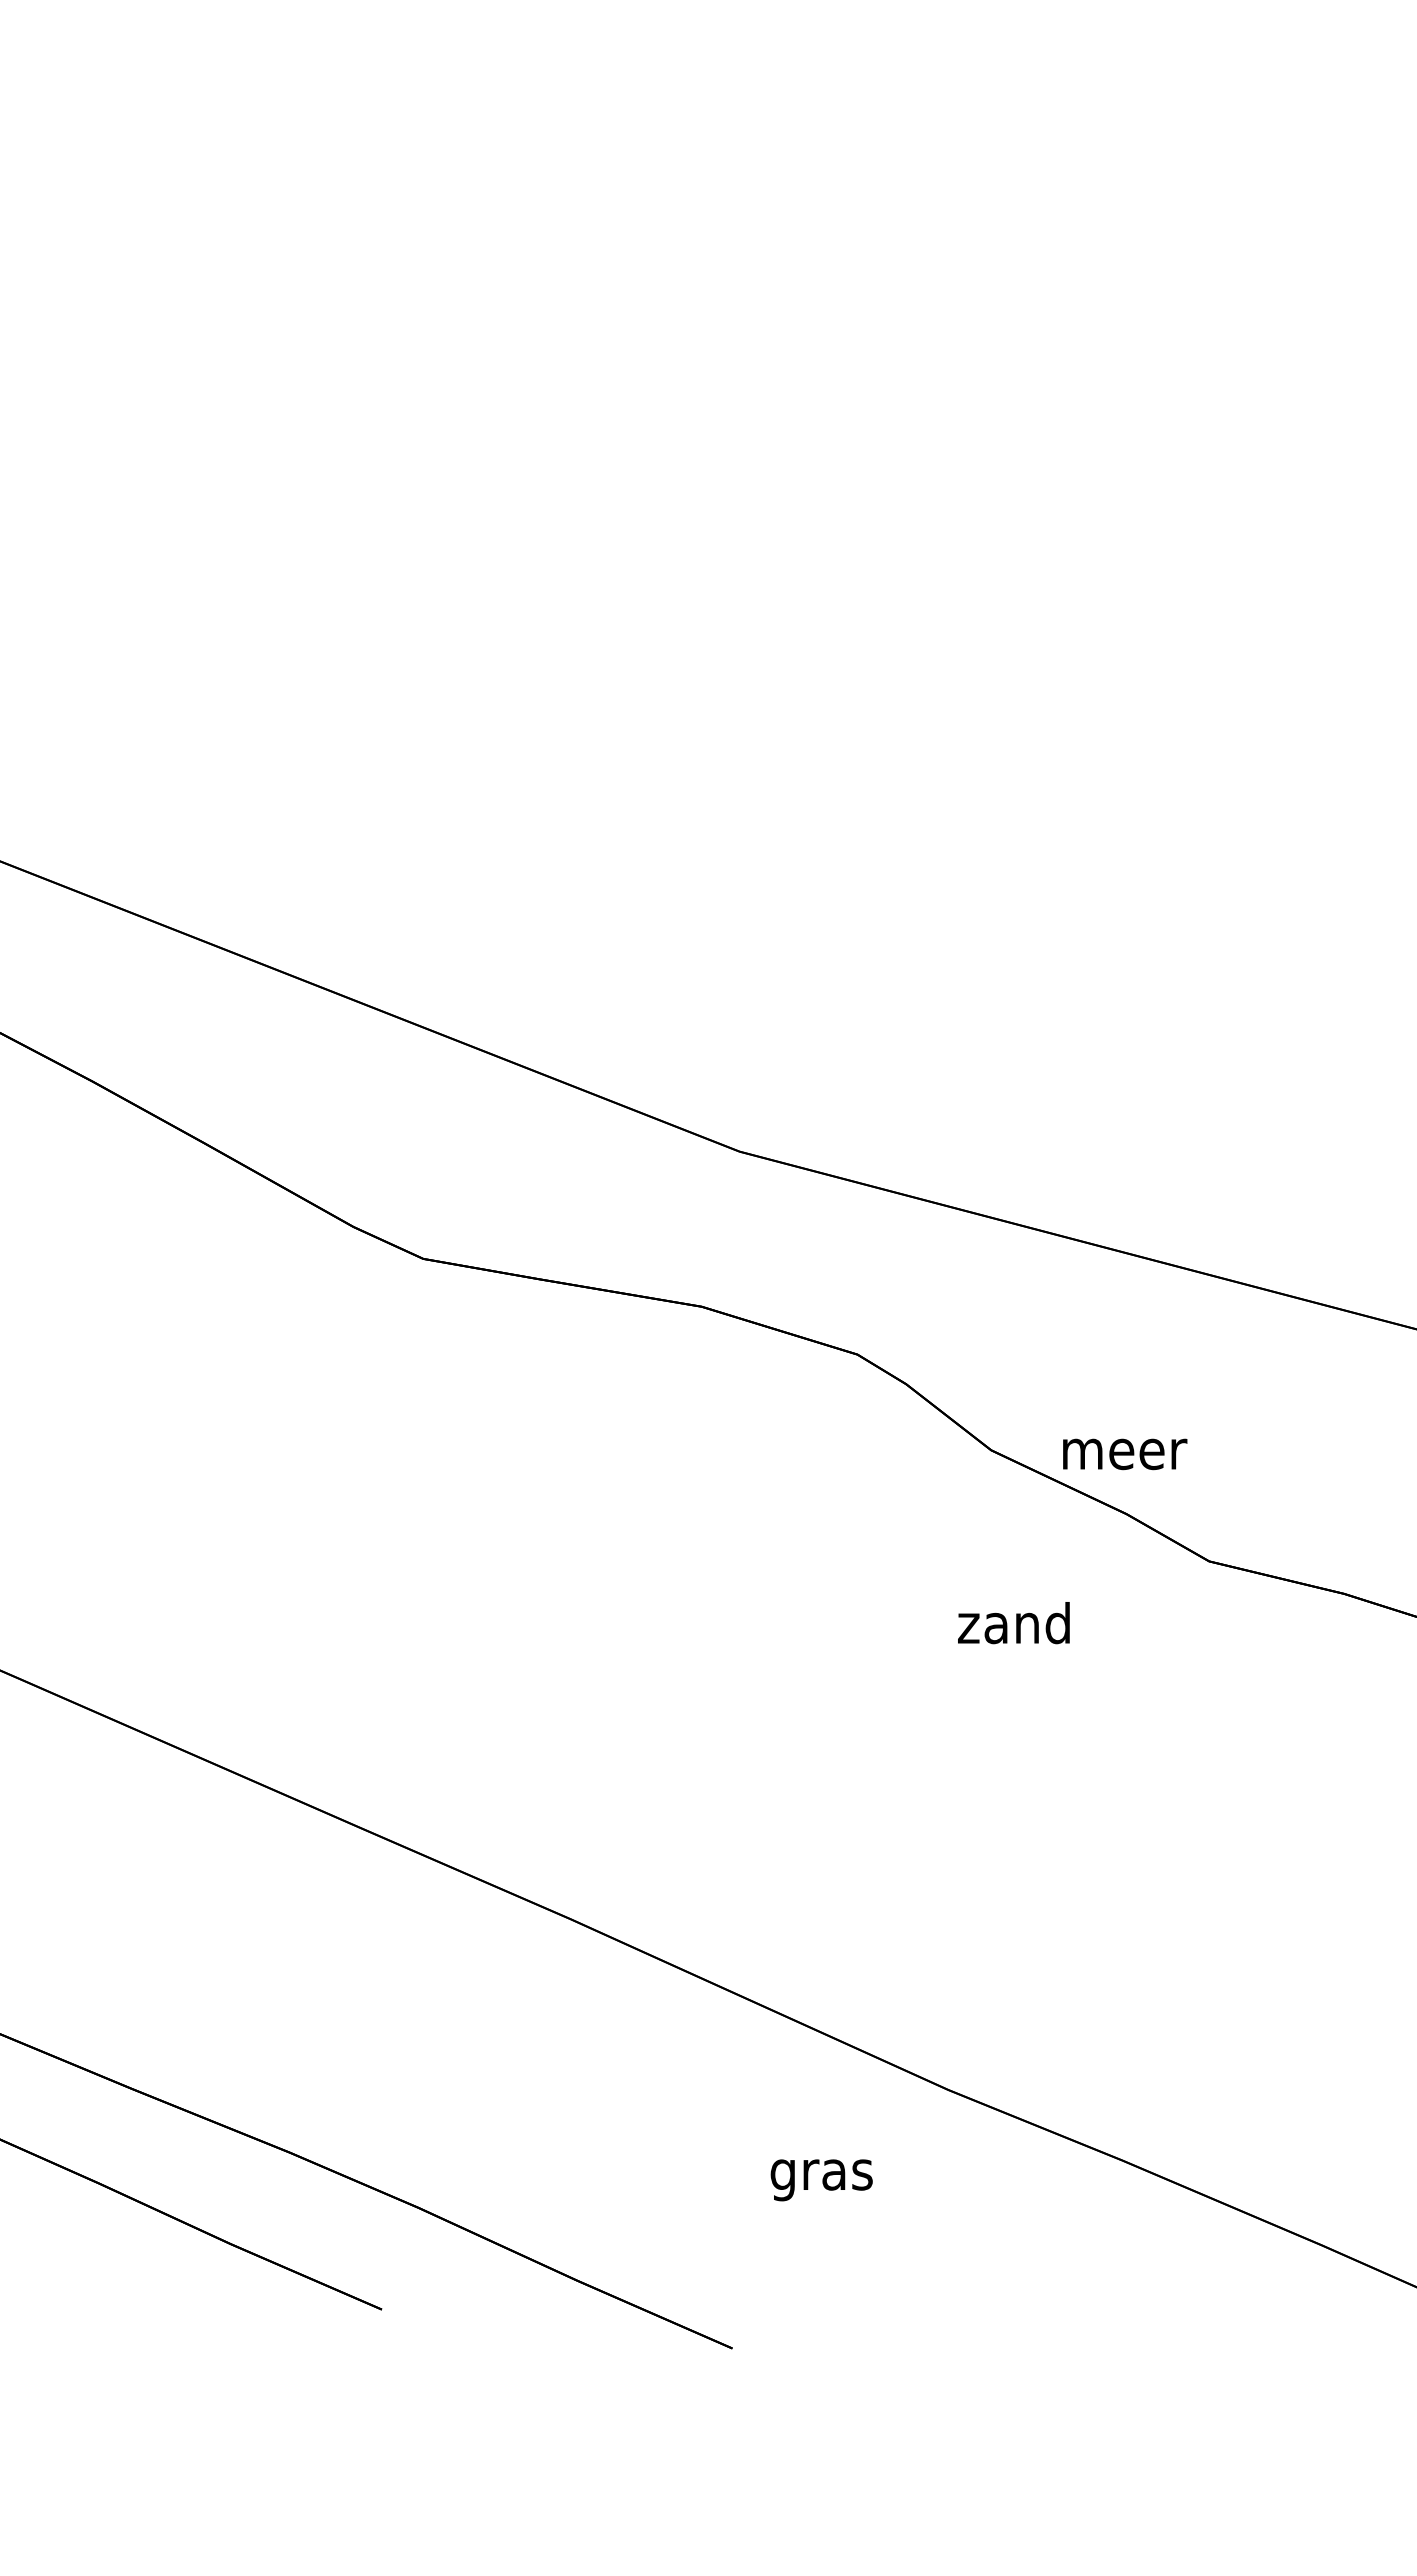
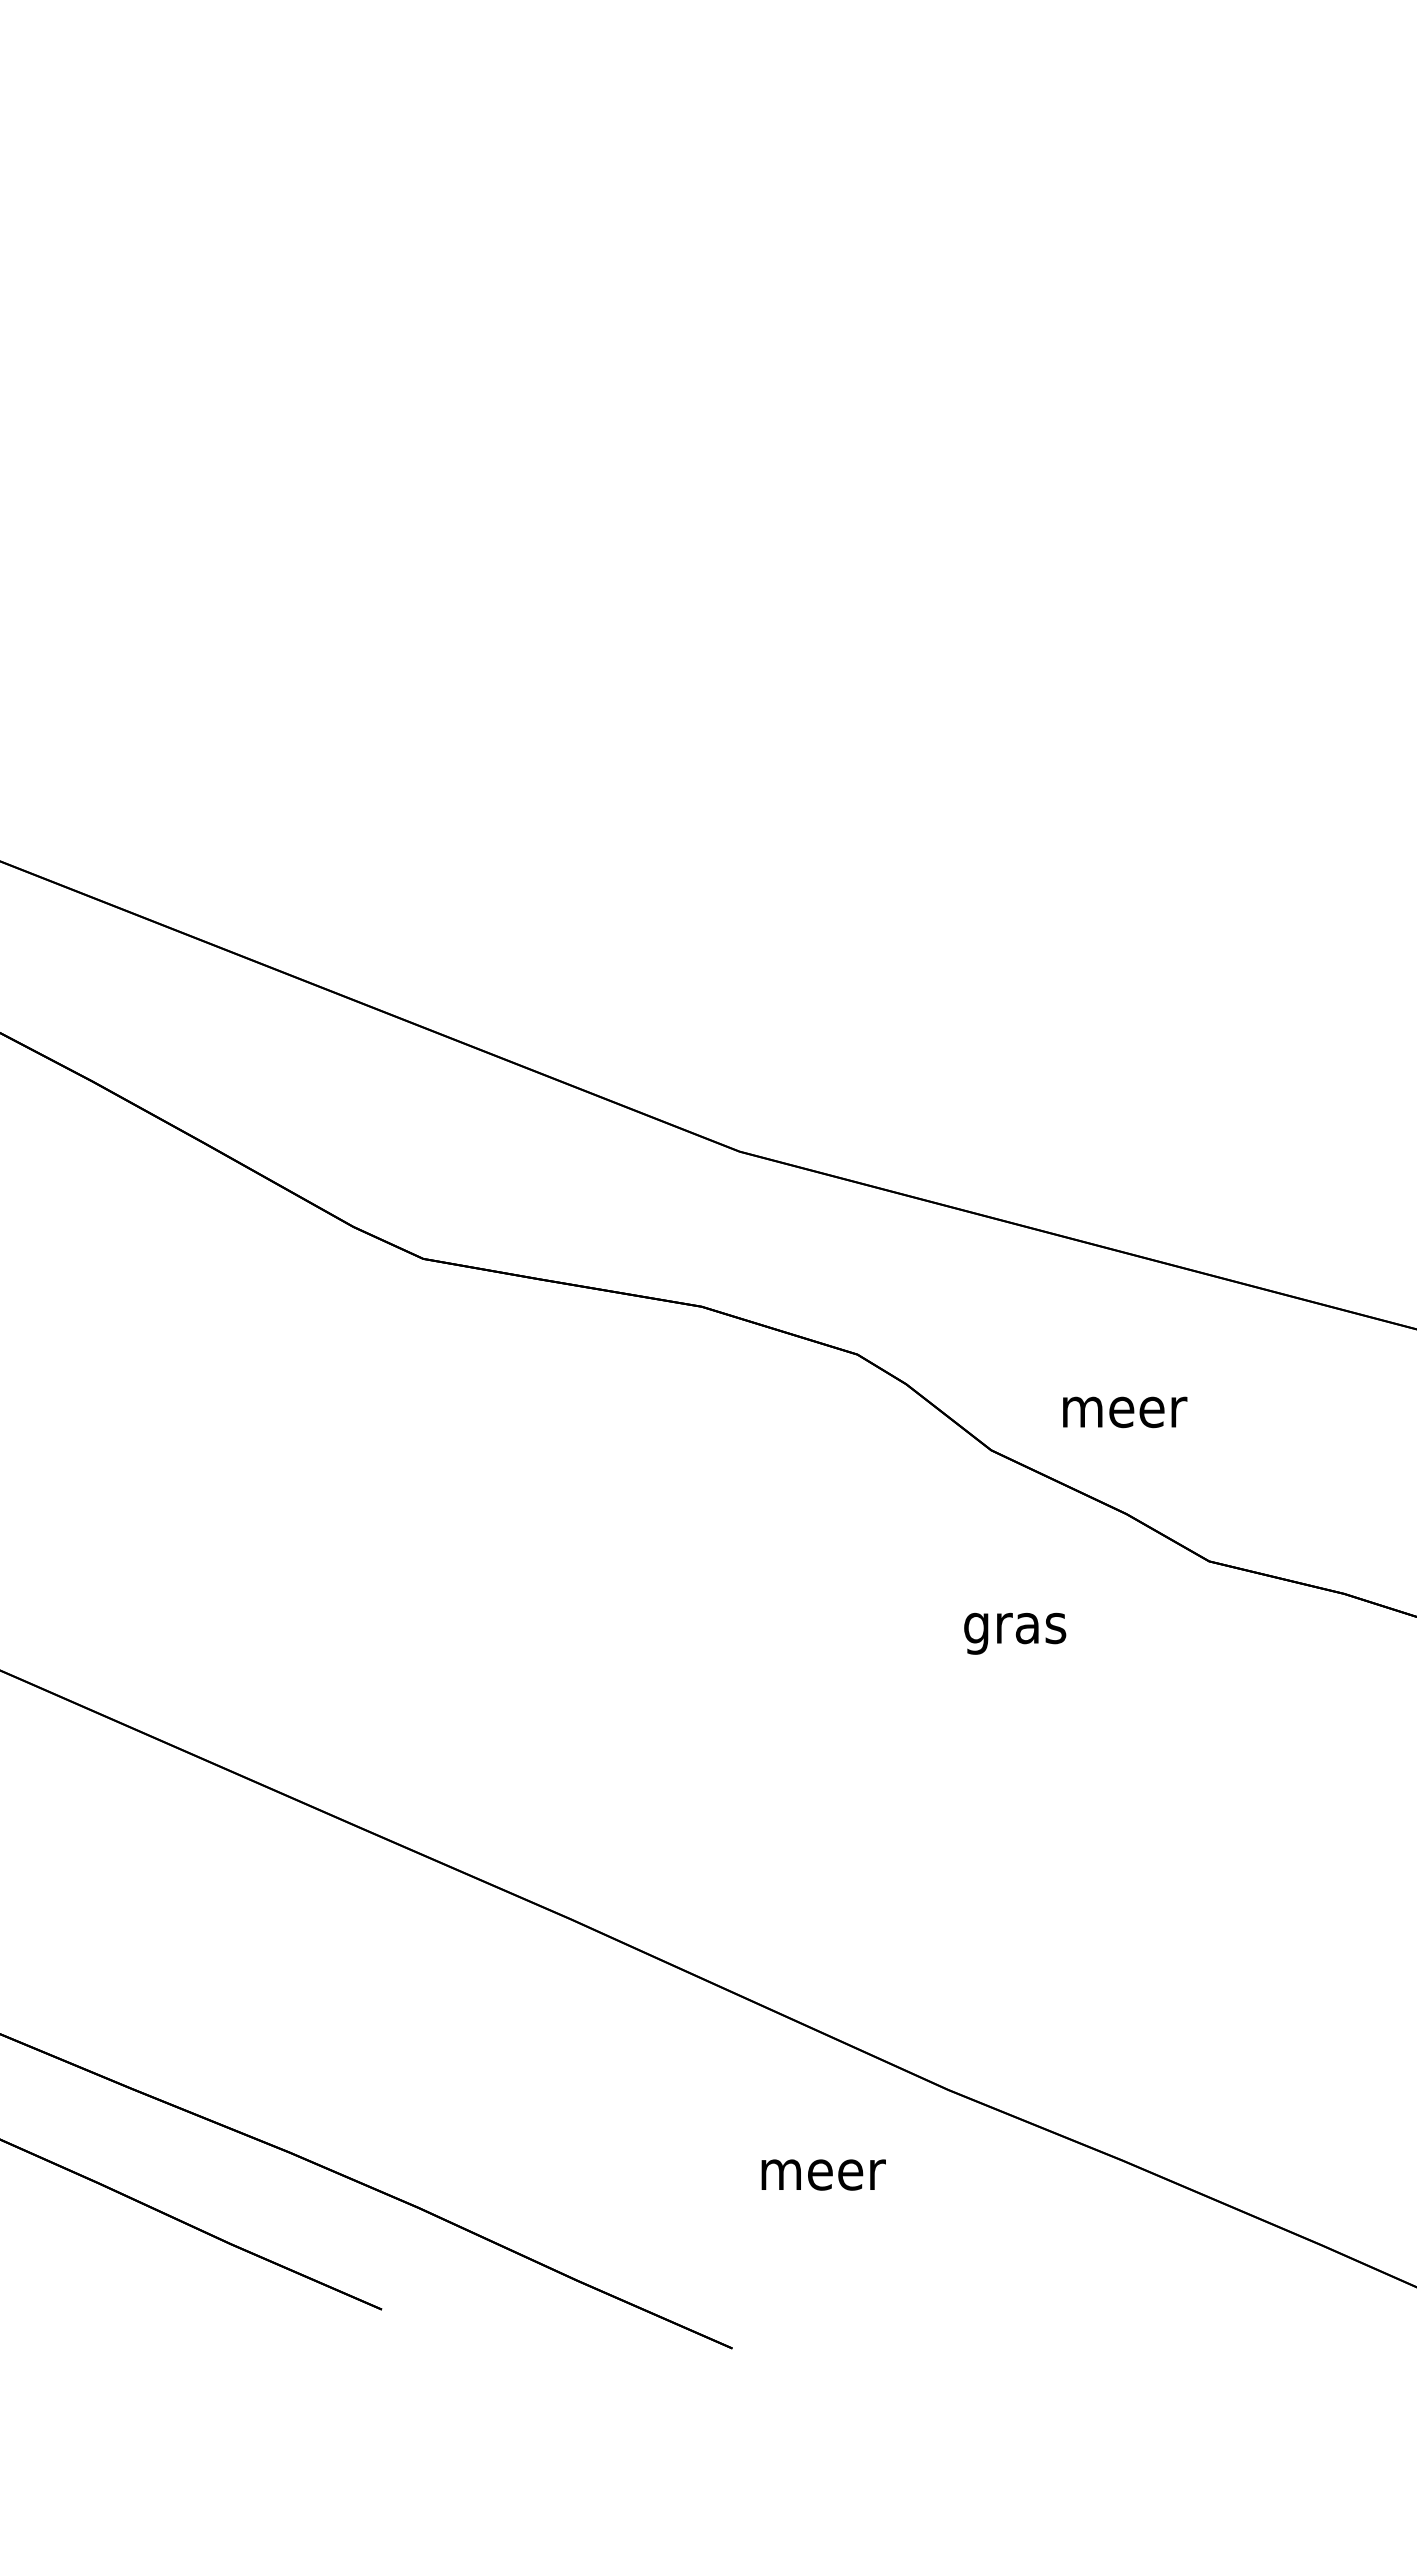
text position: (1125, 1454) -> (1125, 1412) (1125, 1412)
text: zand -> gras (1013, 1628)
text: gras -> meer (823, 2180)
